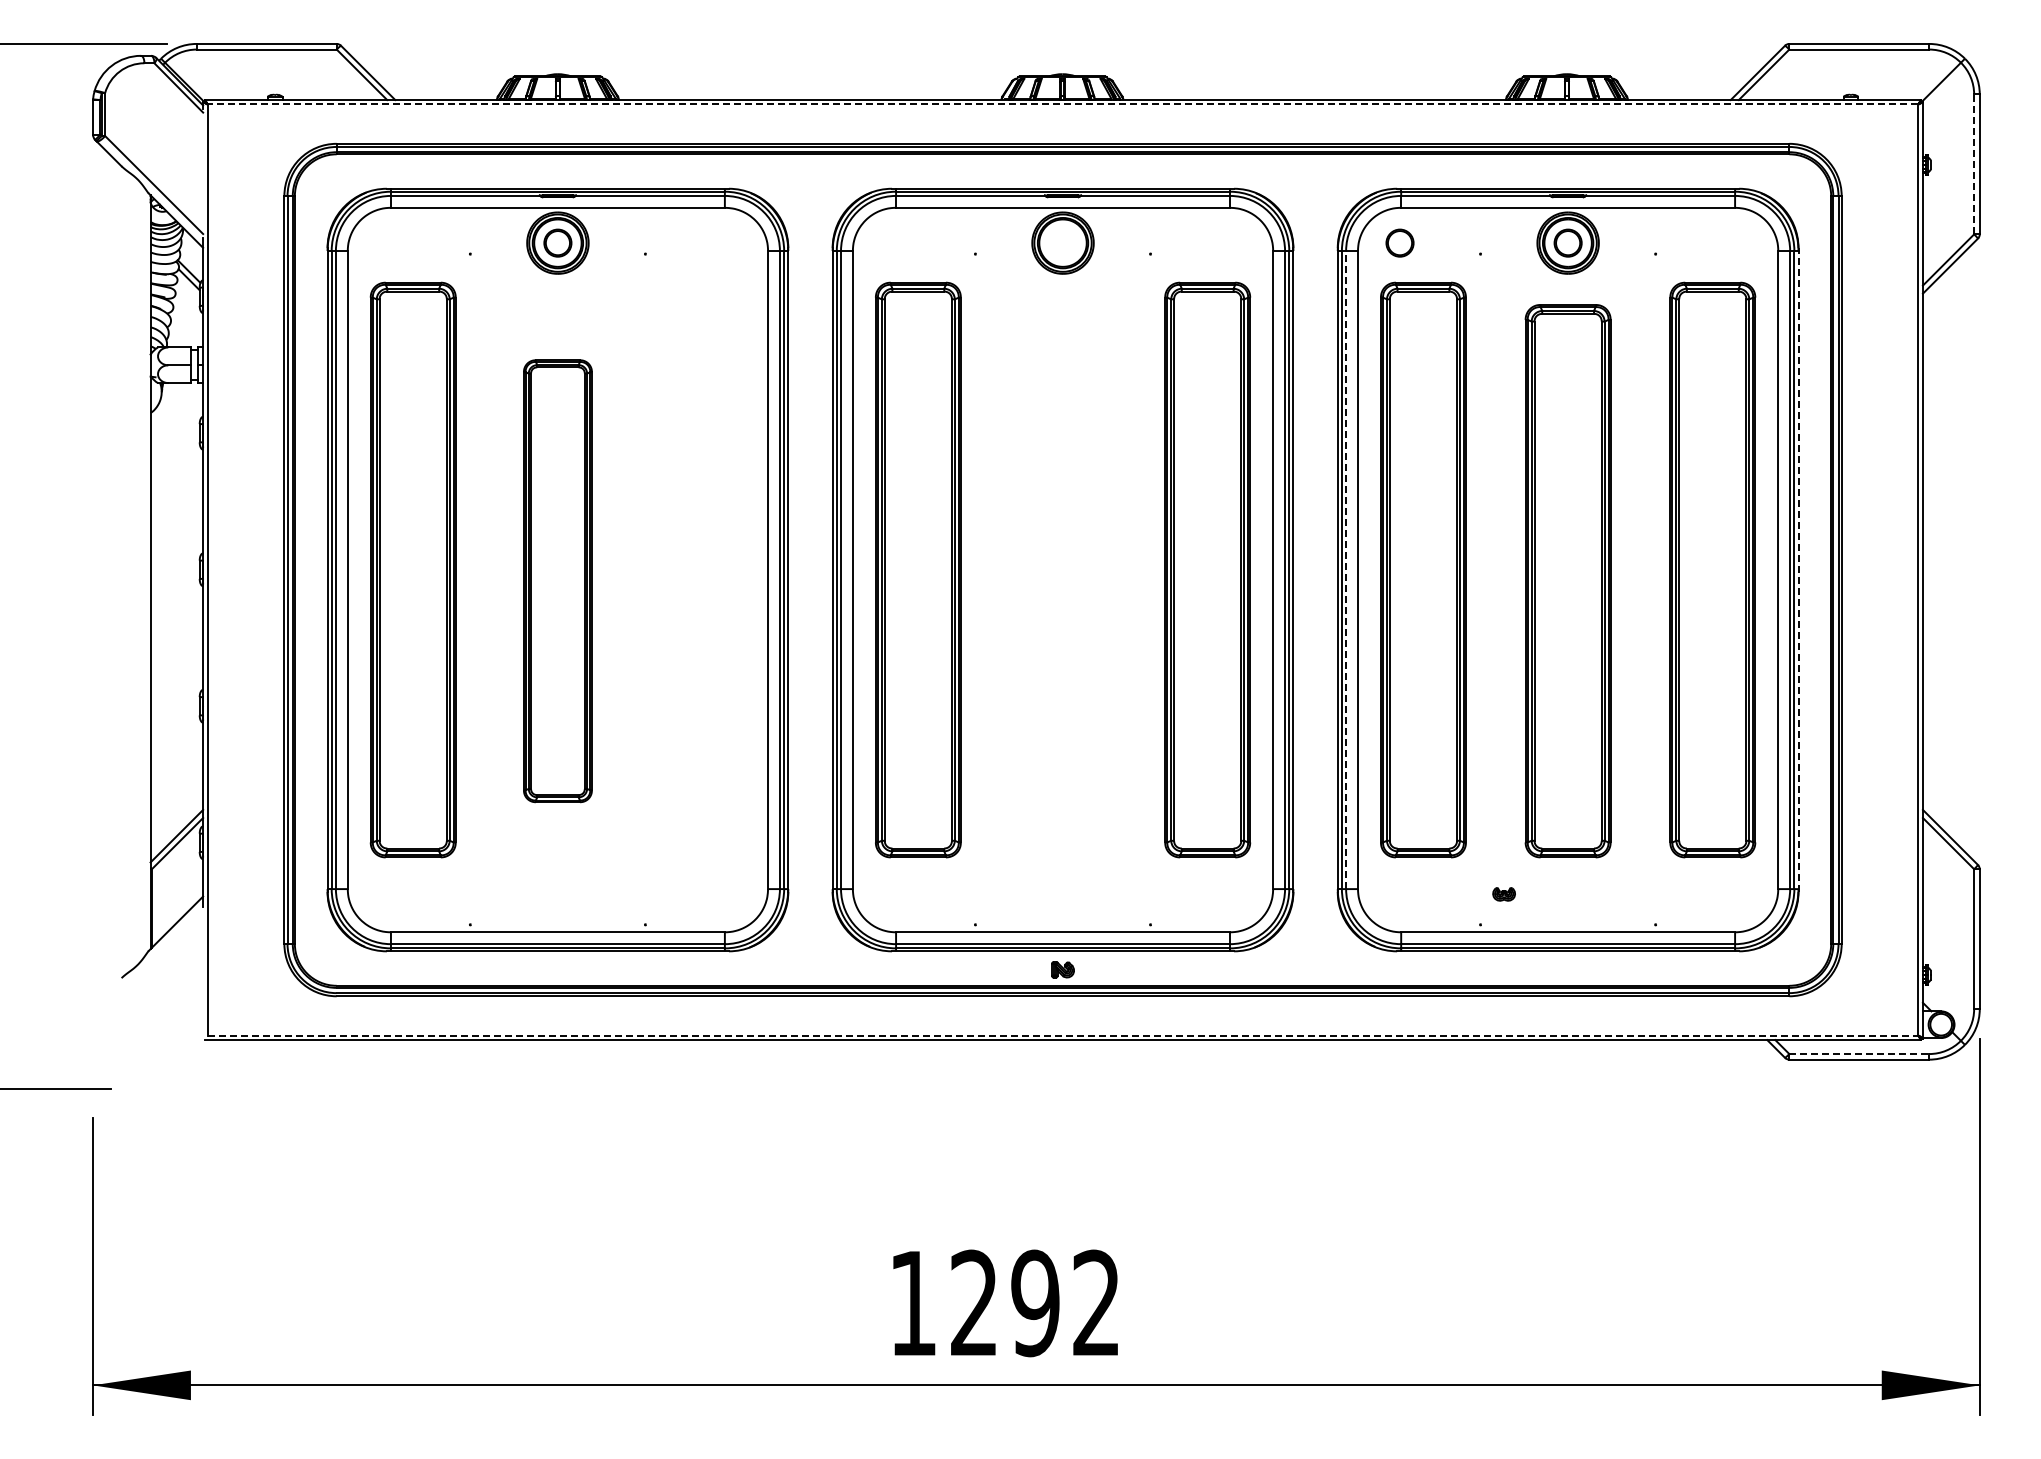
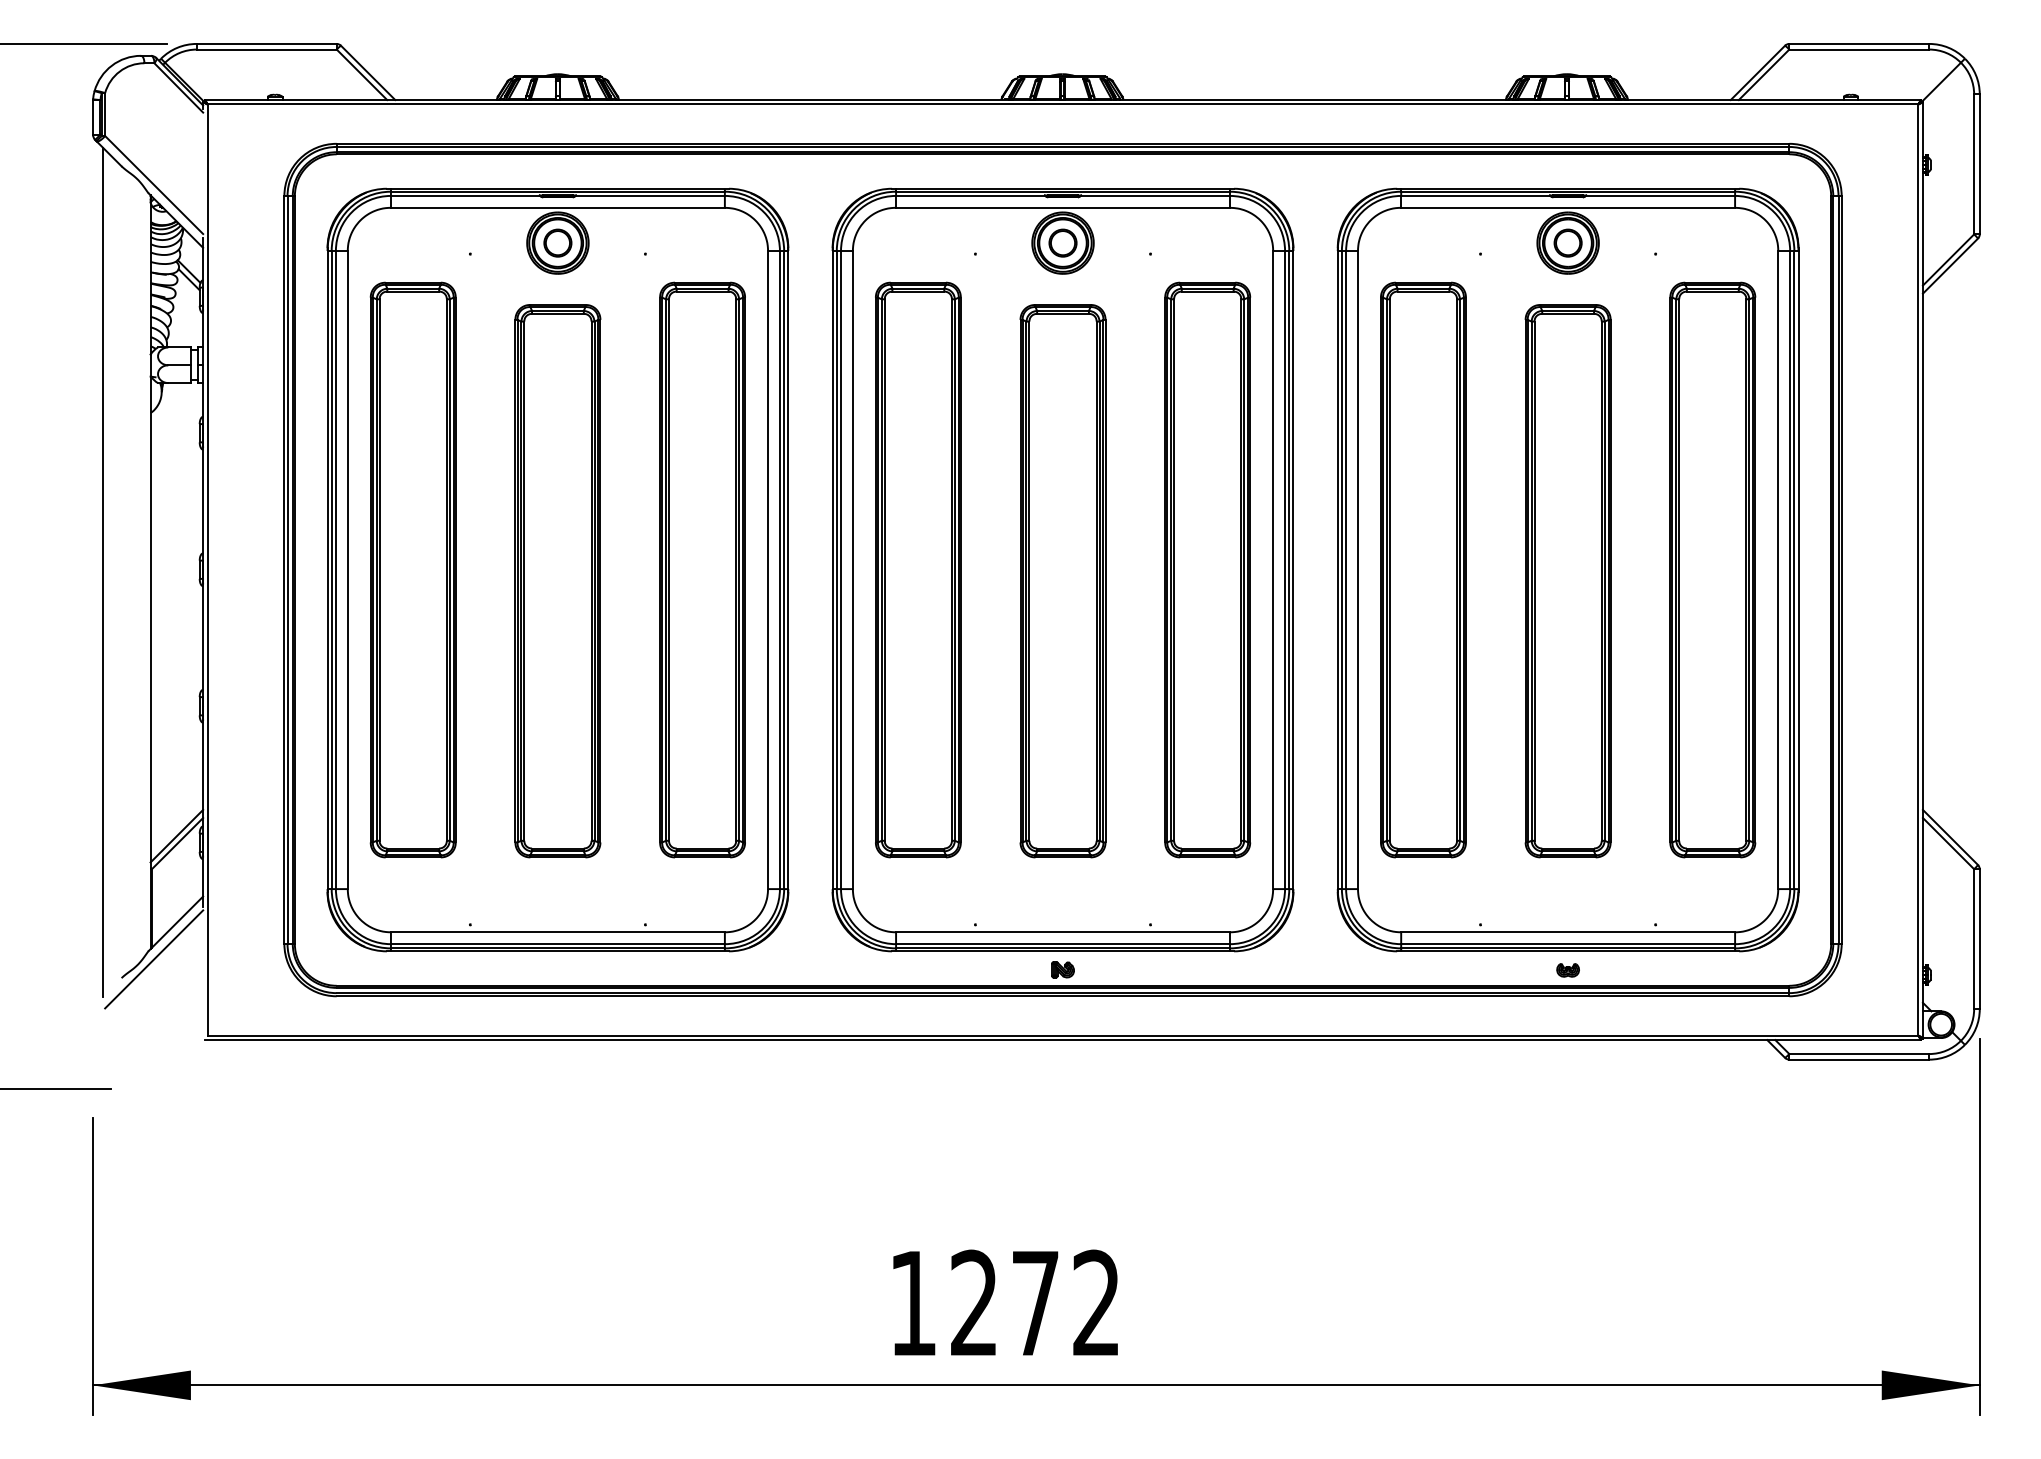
line: dashed -> solid (1062, 104)
line: dashed -> solid (1974, 164)
circle position: (1399, 242) -> (1062, 242) (1062, 242)
part: none -> present (702, 569)
line: dashed -> solid (1346, 569)
line: dashed -> solid (1798, 570)
line: none -> present (103, 571)
part size: 70x445 px -> 88x555 px (557, 581)
part: none -> present (1062, 581)
part position: (1503, 894) -> (1567, 970) (1567, 970)
line: none -> present (154, 959)
line: dashed -> solid (1063, 1035)
line: dashed -> solid (1859, 1054)
text: 1292 -> 1272 (1035, 1303)
